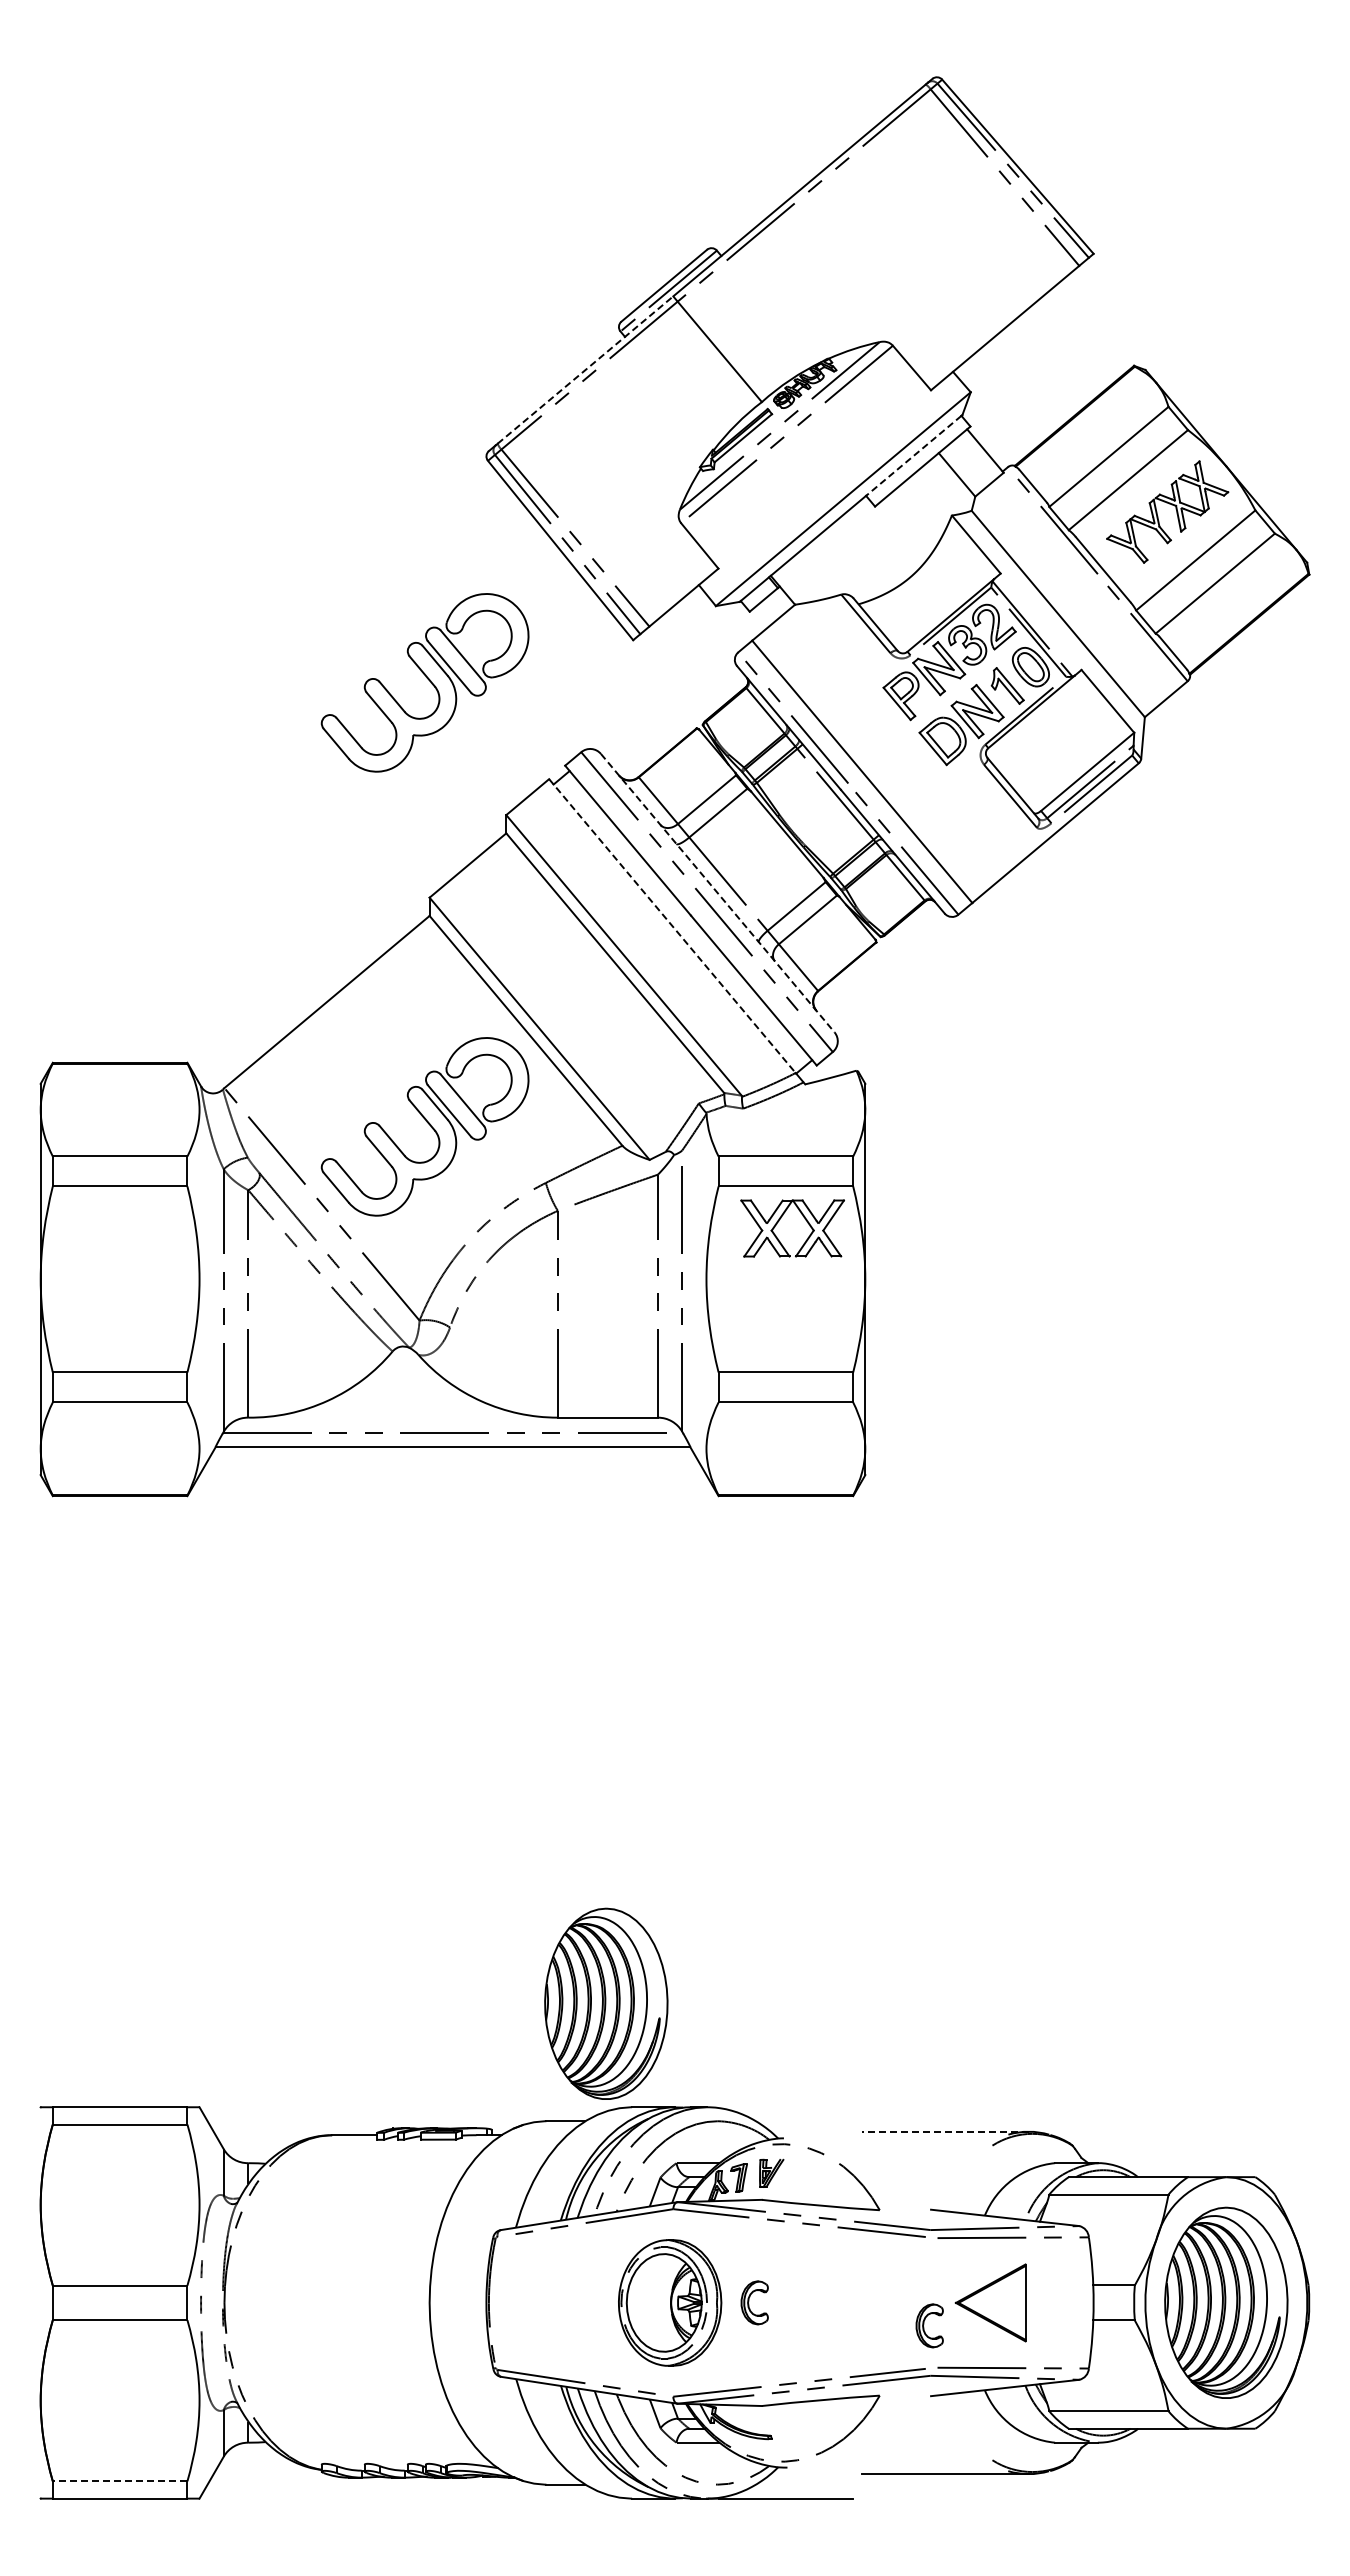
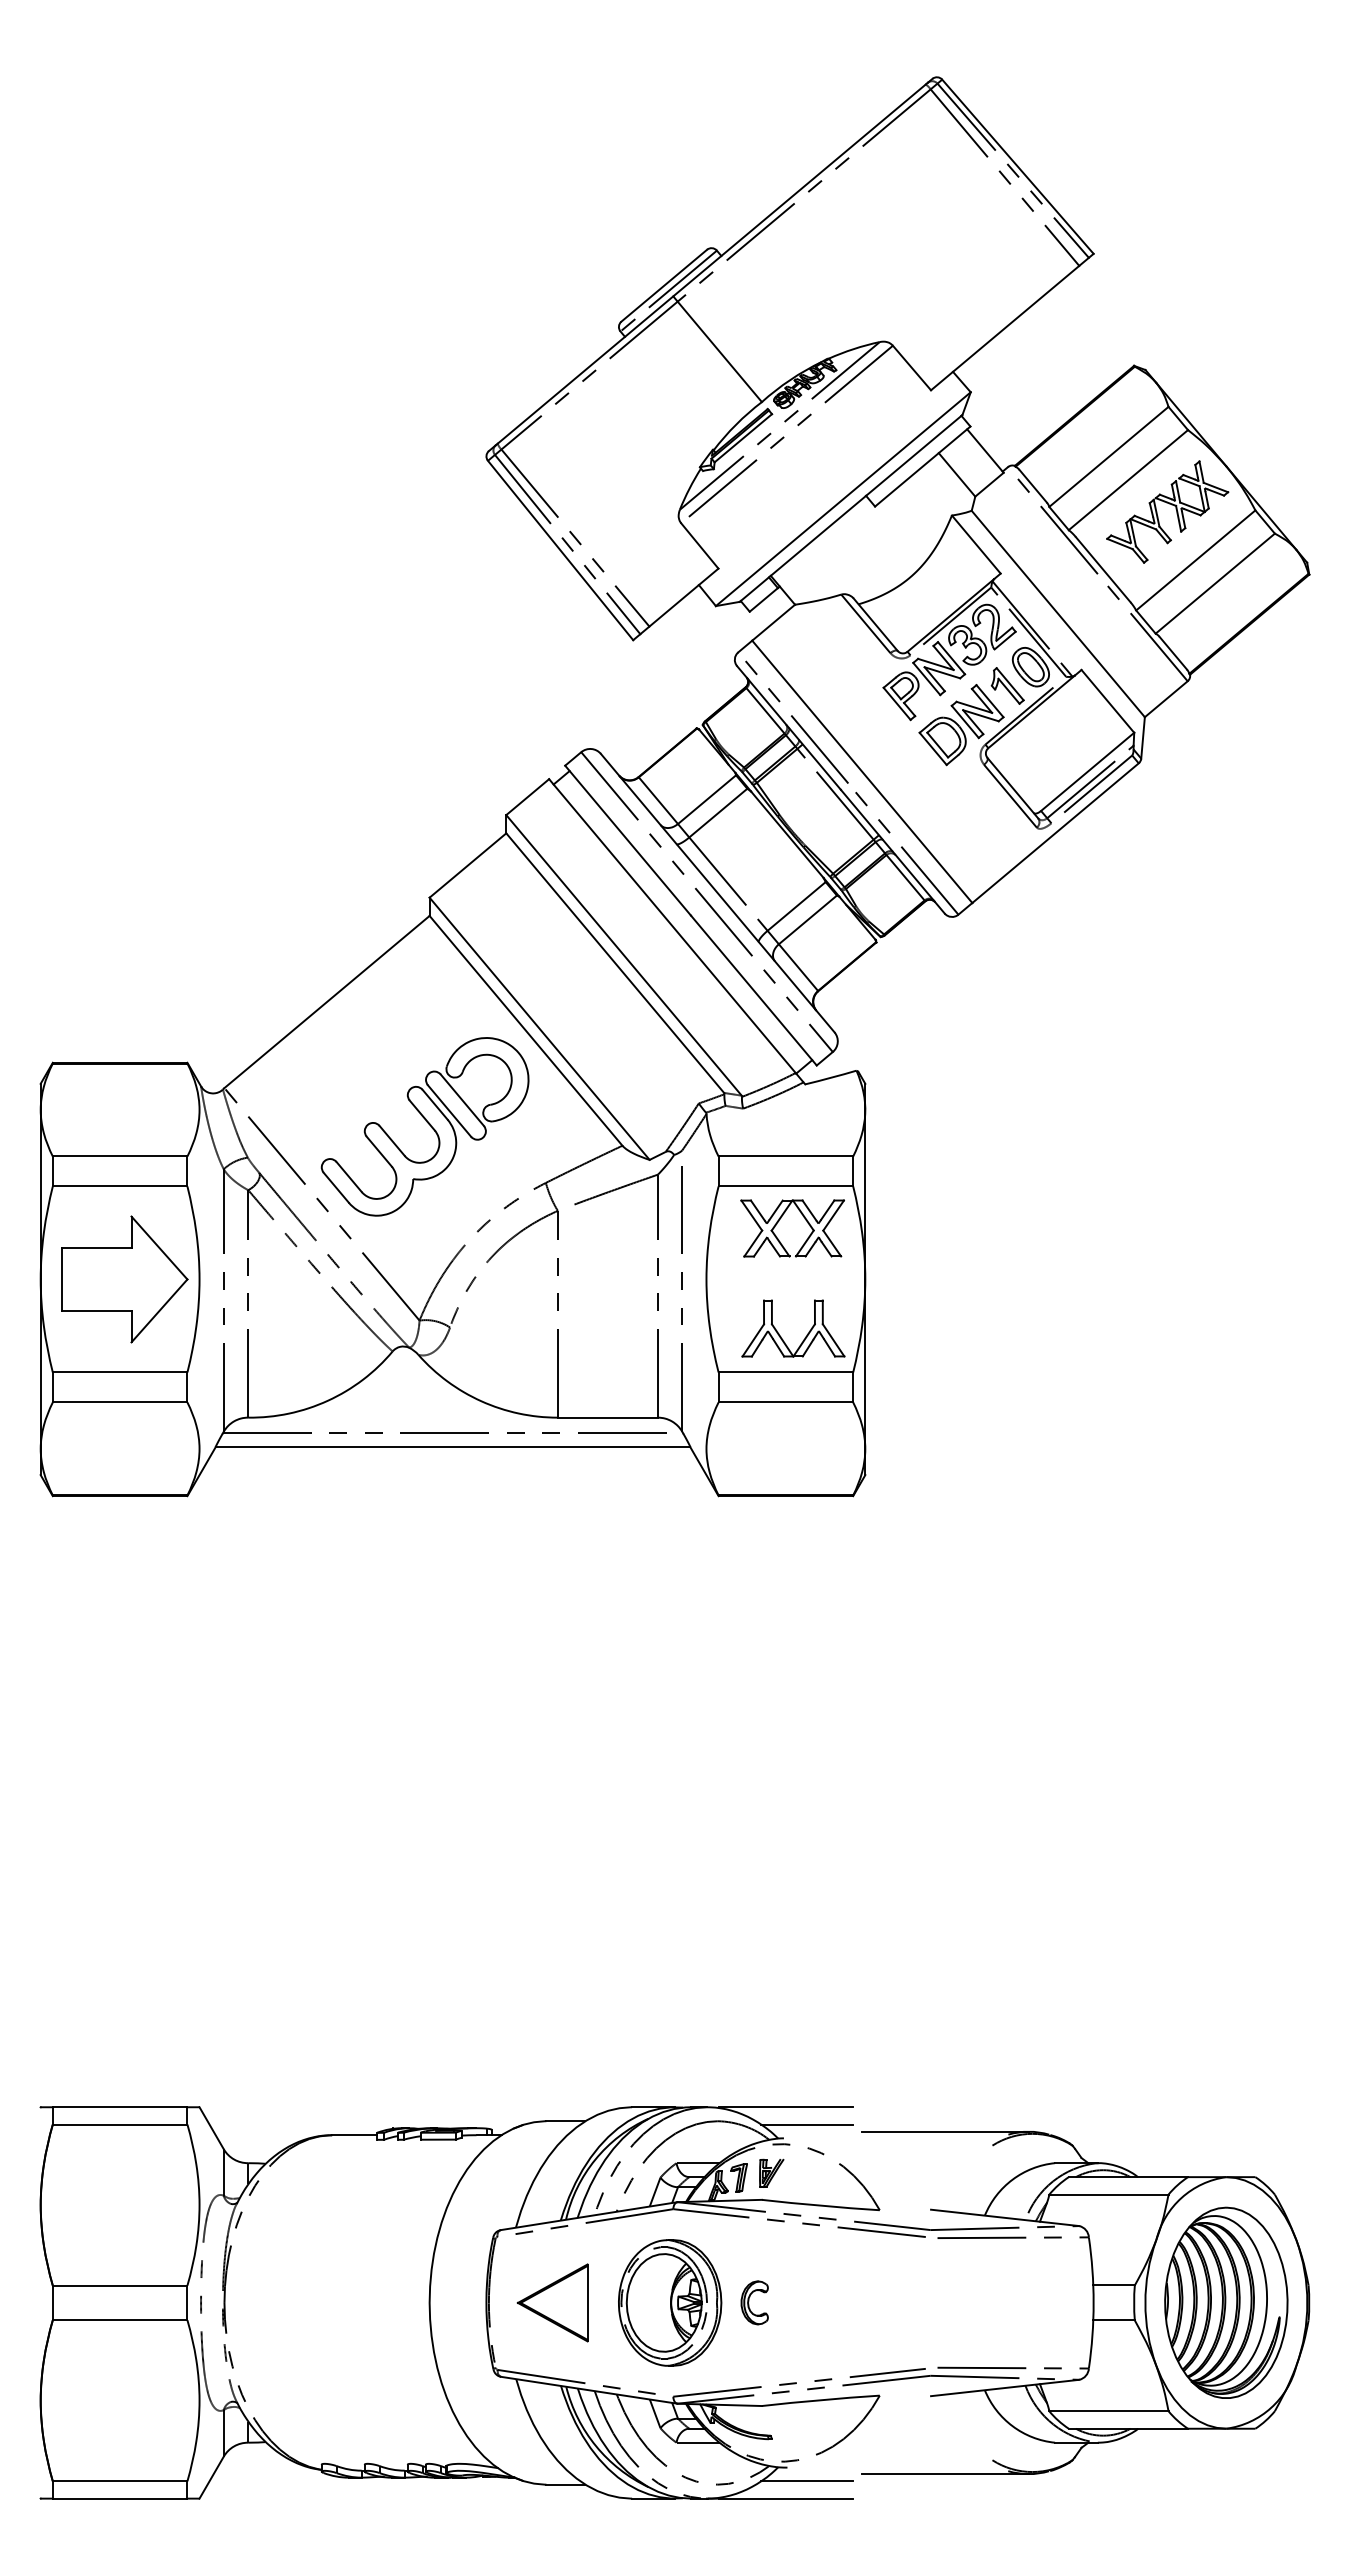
line: dashed -> solid (585, 370)
line: dashed -> solid (913, 456)
part: present -> none (424, 682)
line: dashed -> solid (717, 893)
line: dashed -> solid (672, 926)
part: none -> present (124, 1279)
part: none -> present (781, 1336)
part: present -> none (606, 2003)
line: none -> present (785, 2107)
line: none -> present (807, 2124)
line: dashed -> solid (945, 2131)
part position: (990, 2302) -> (552, 2302) (552, 2302)
part: present -> none (929, 2325)
line: dashed -> solid (119, 2481)
line: none -> present (807, 2481)
